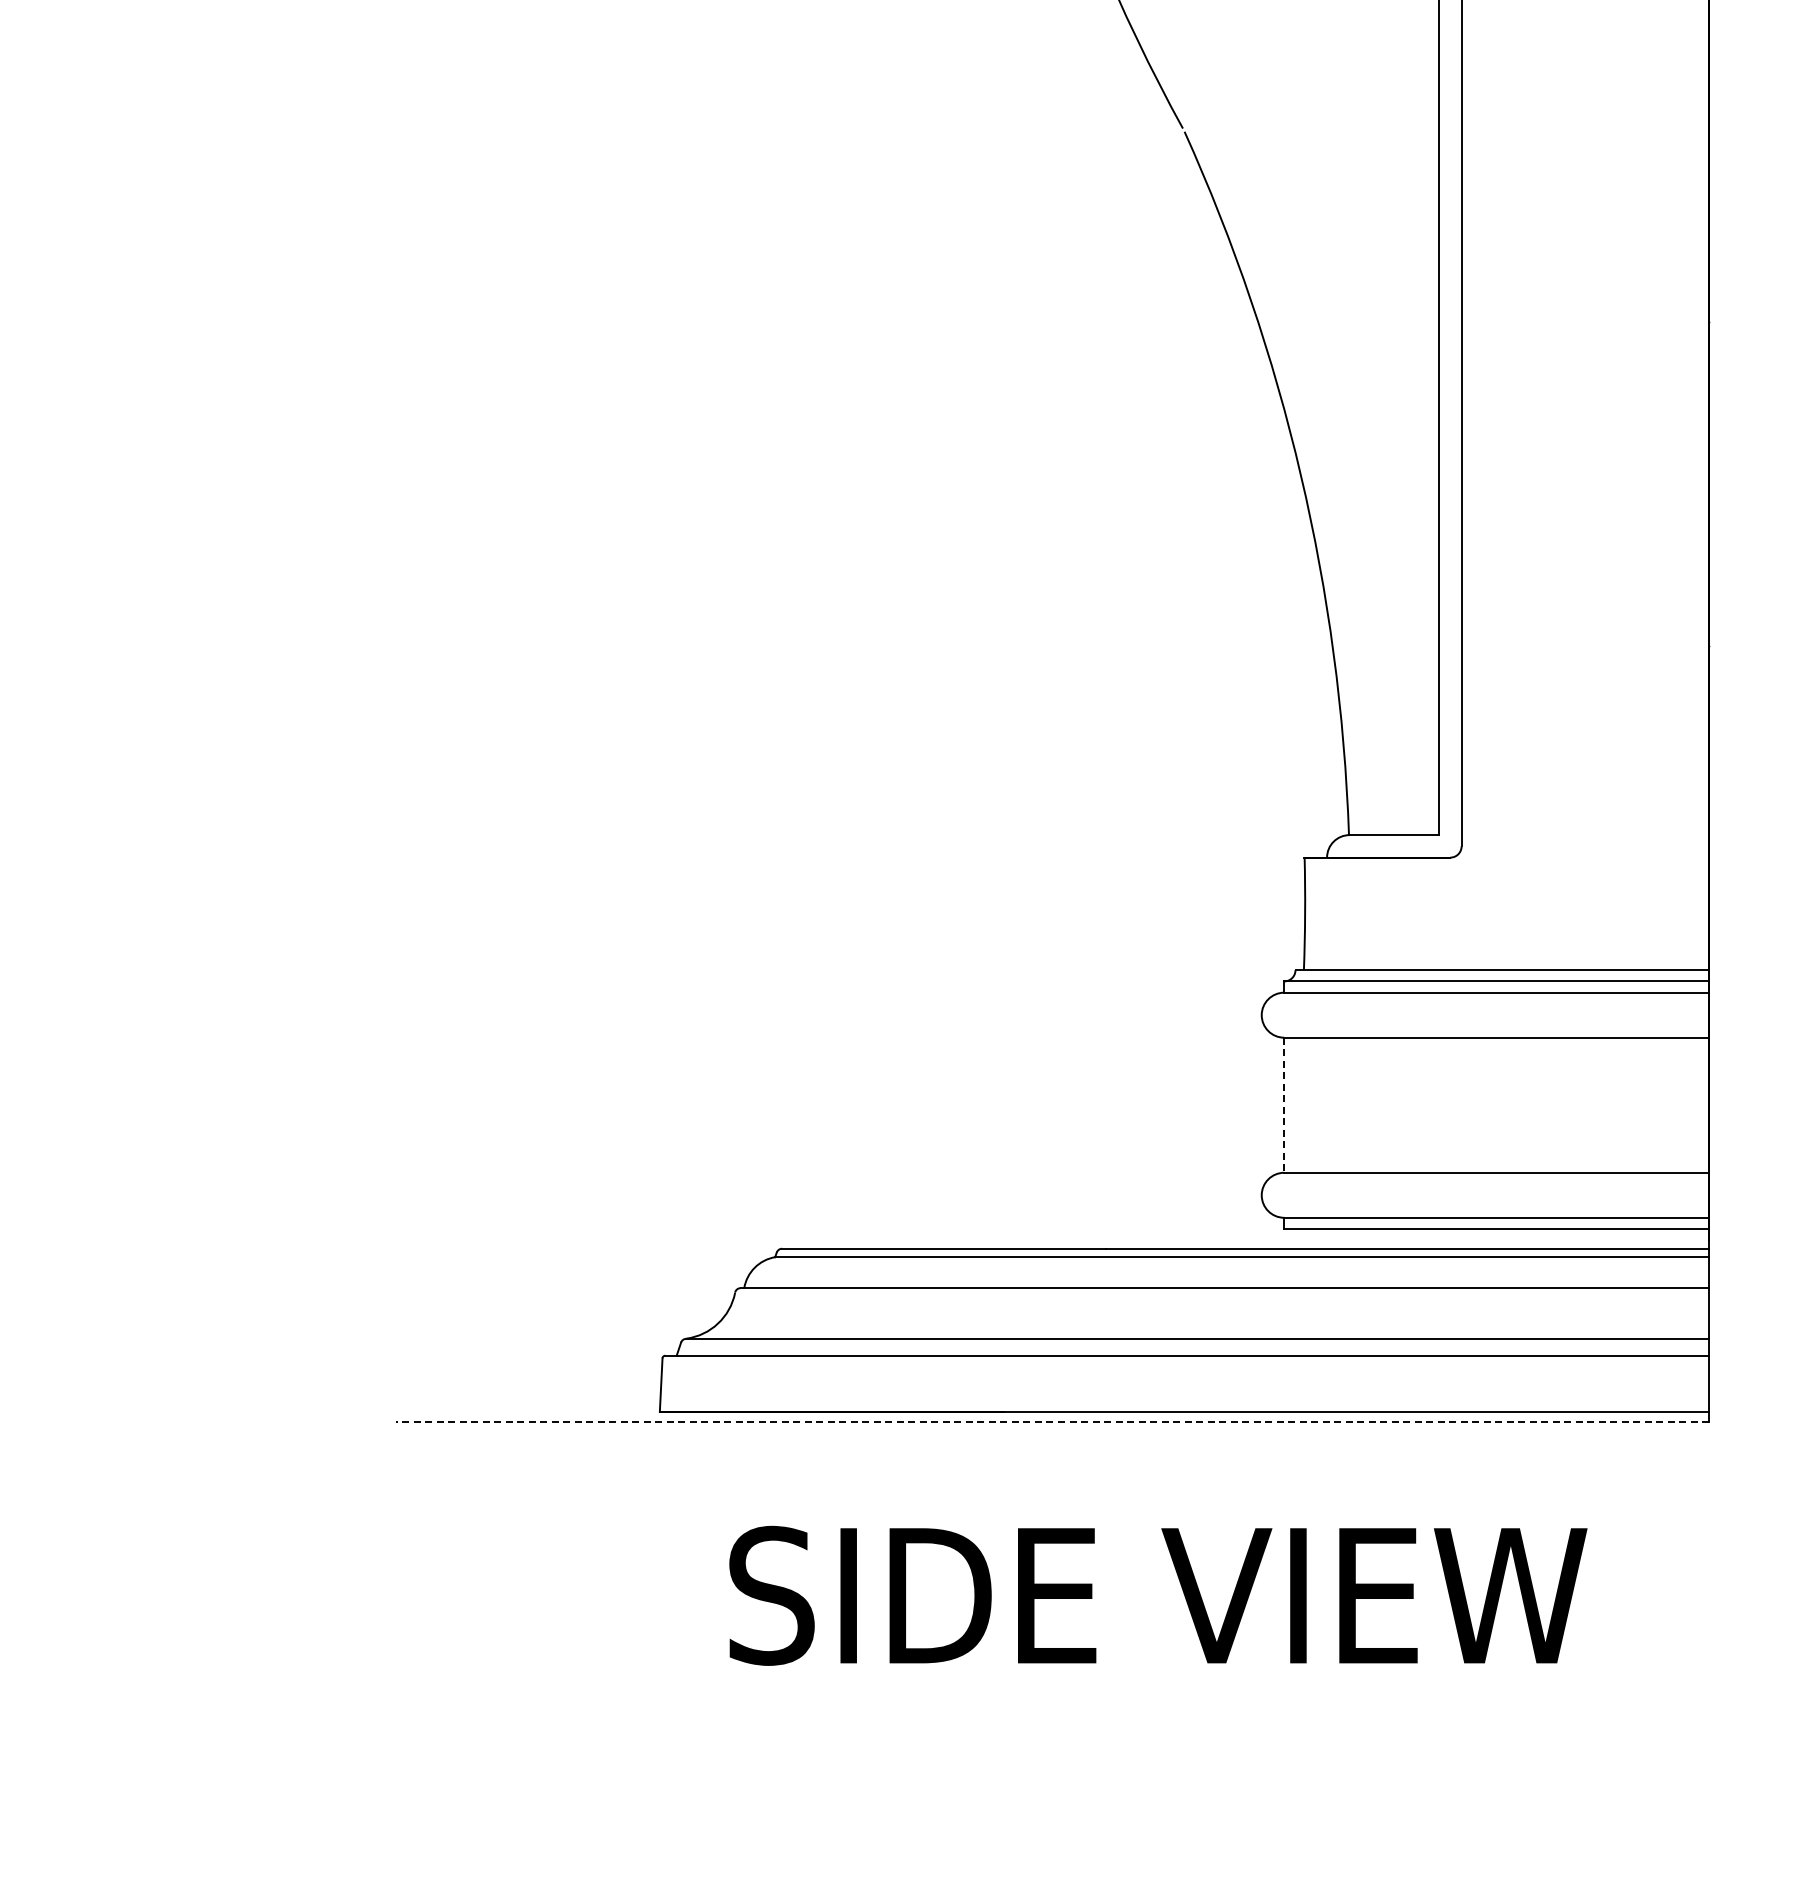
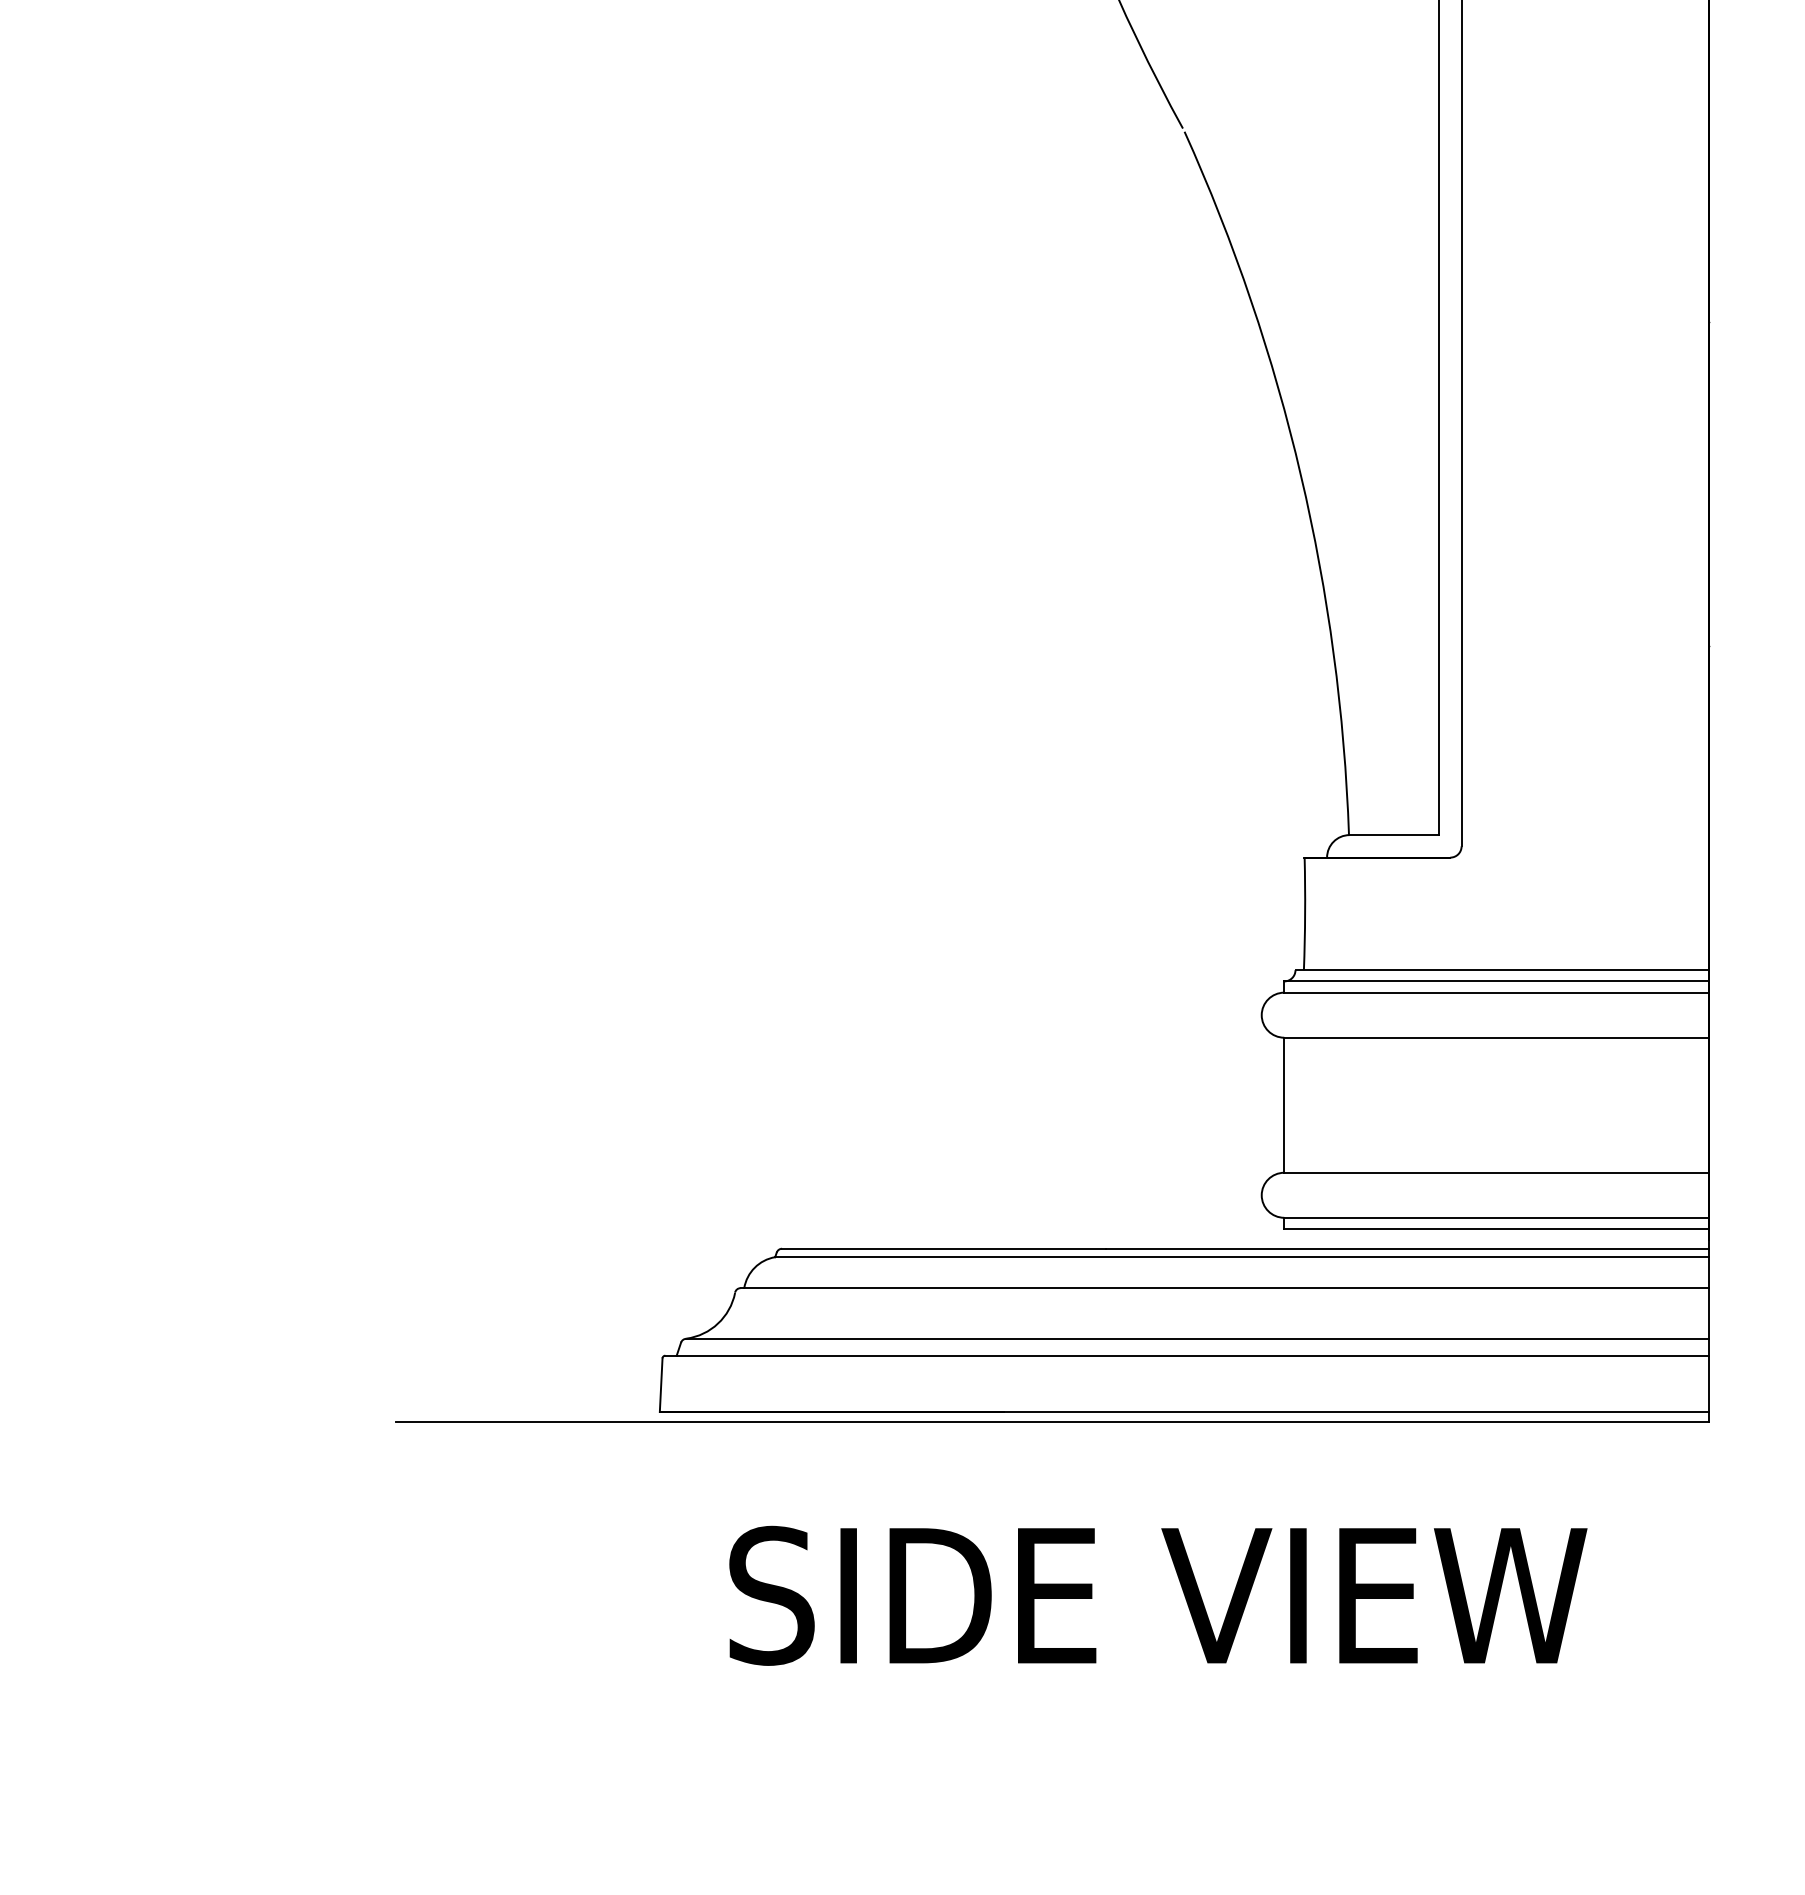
line: dashed -> solid (1284, 1105)
line: dashed -> solid (1052, 1422)
